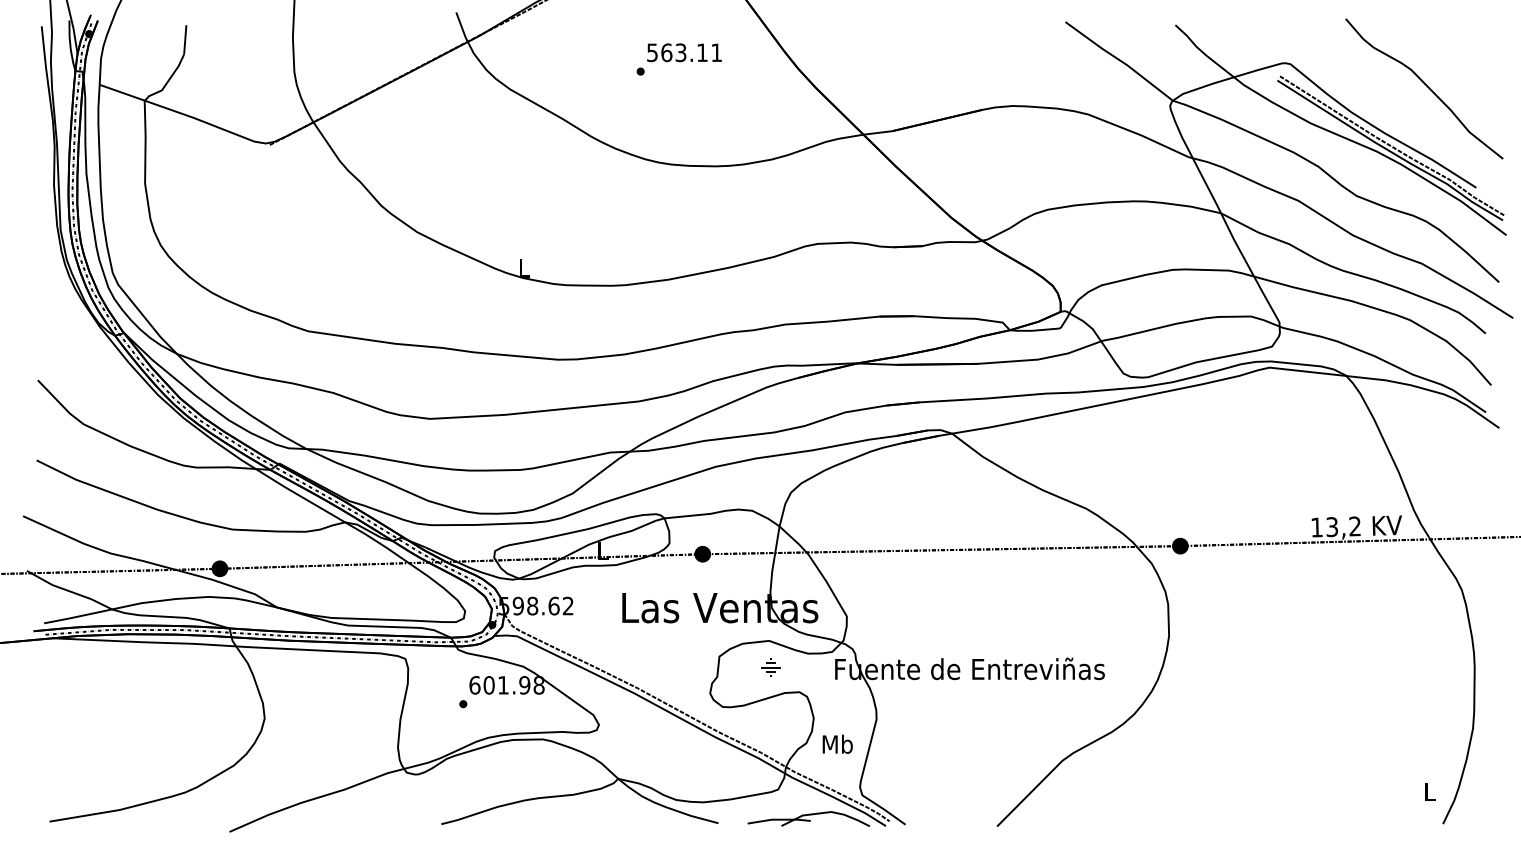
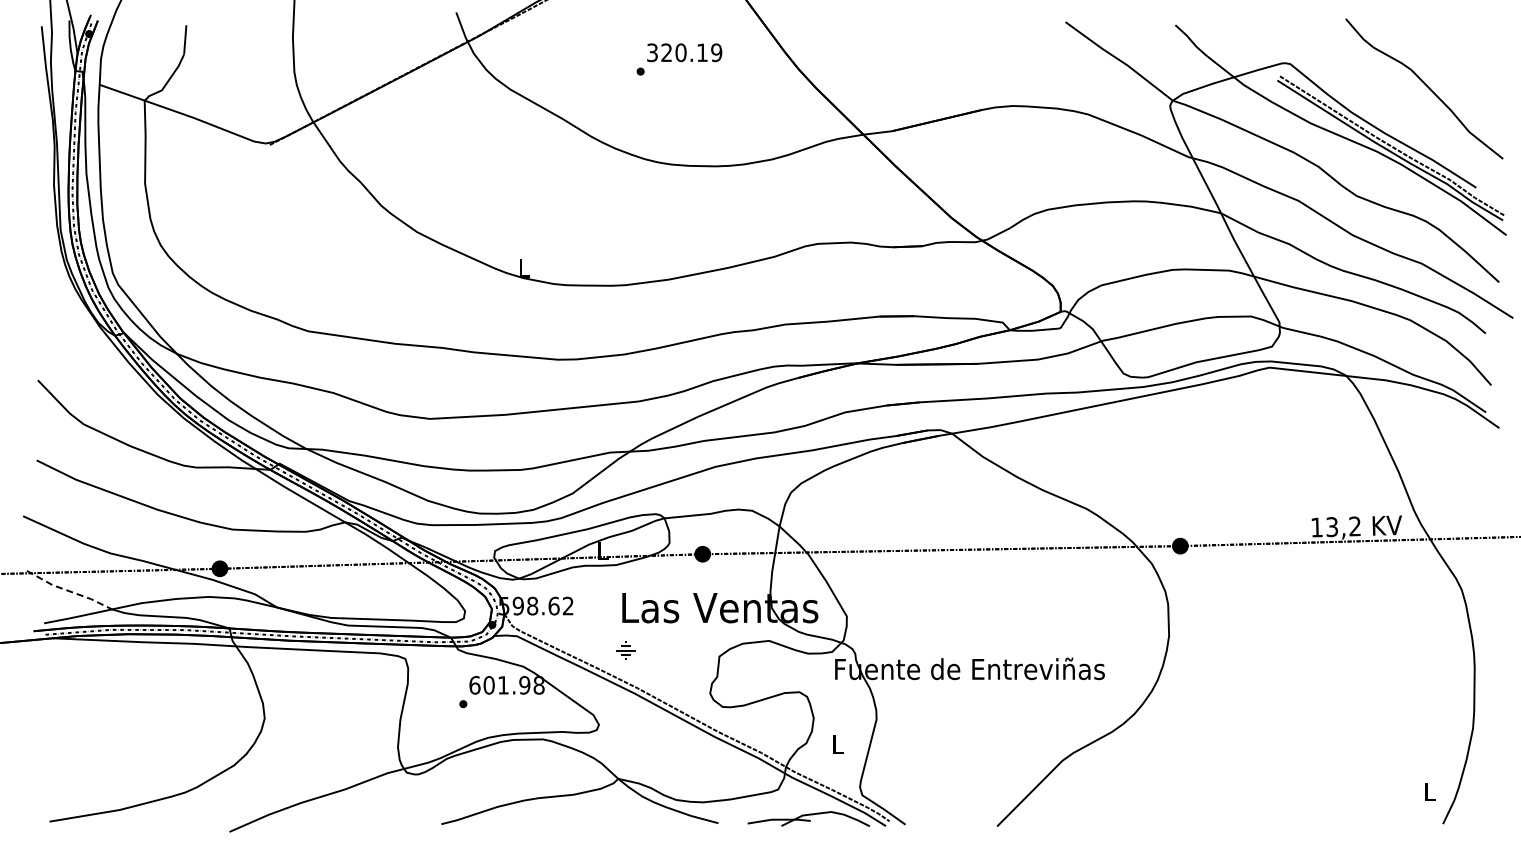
text: 563.11 -> 320.19 (684, 52)
line: solid -> dashed (69, 591)
part position: (770, 667) -> (625, 650) (625, 650)
text: Mb -> L (837, 743)
